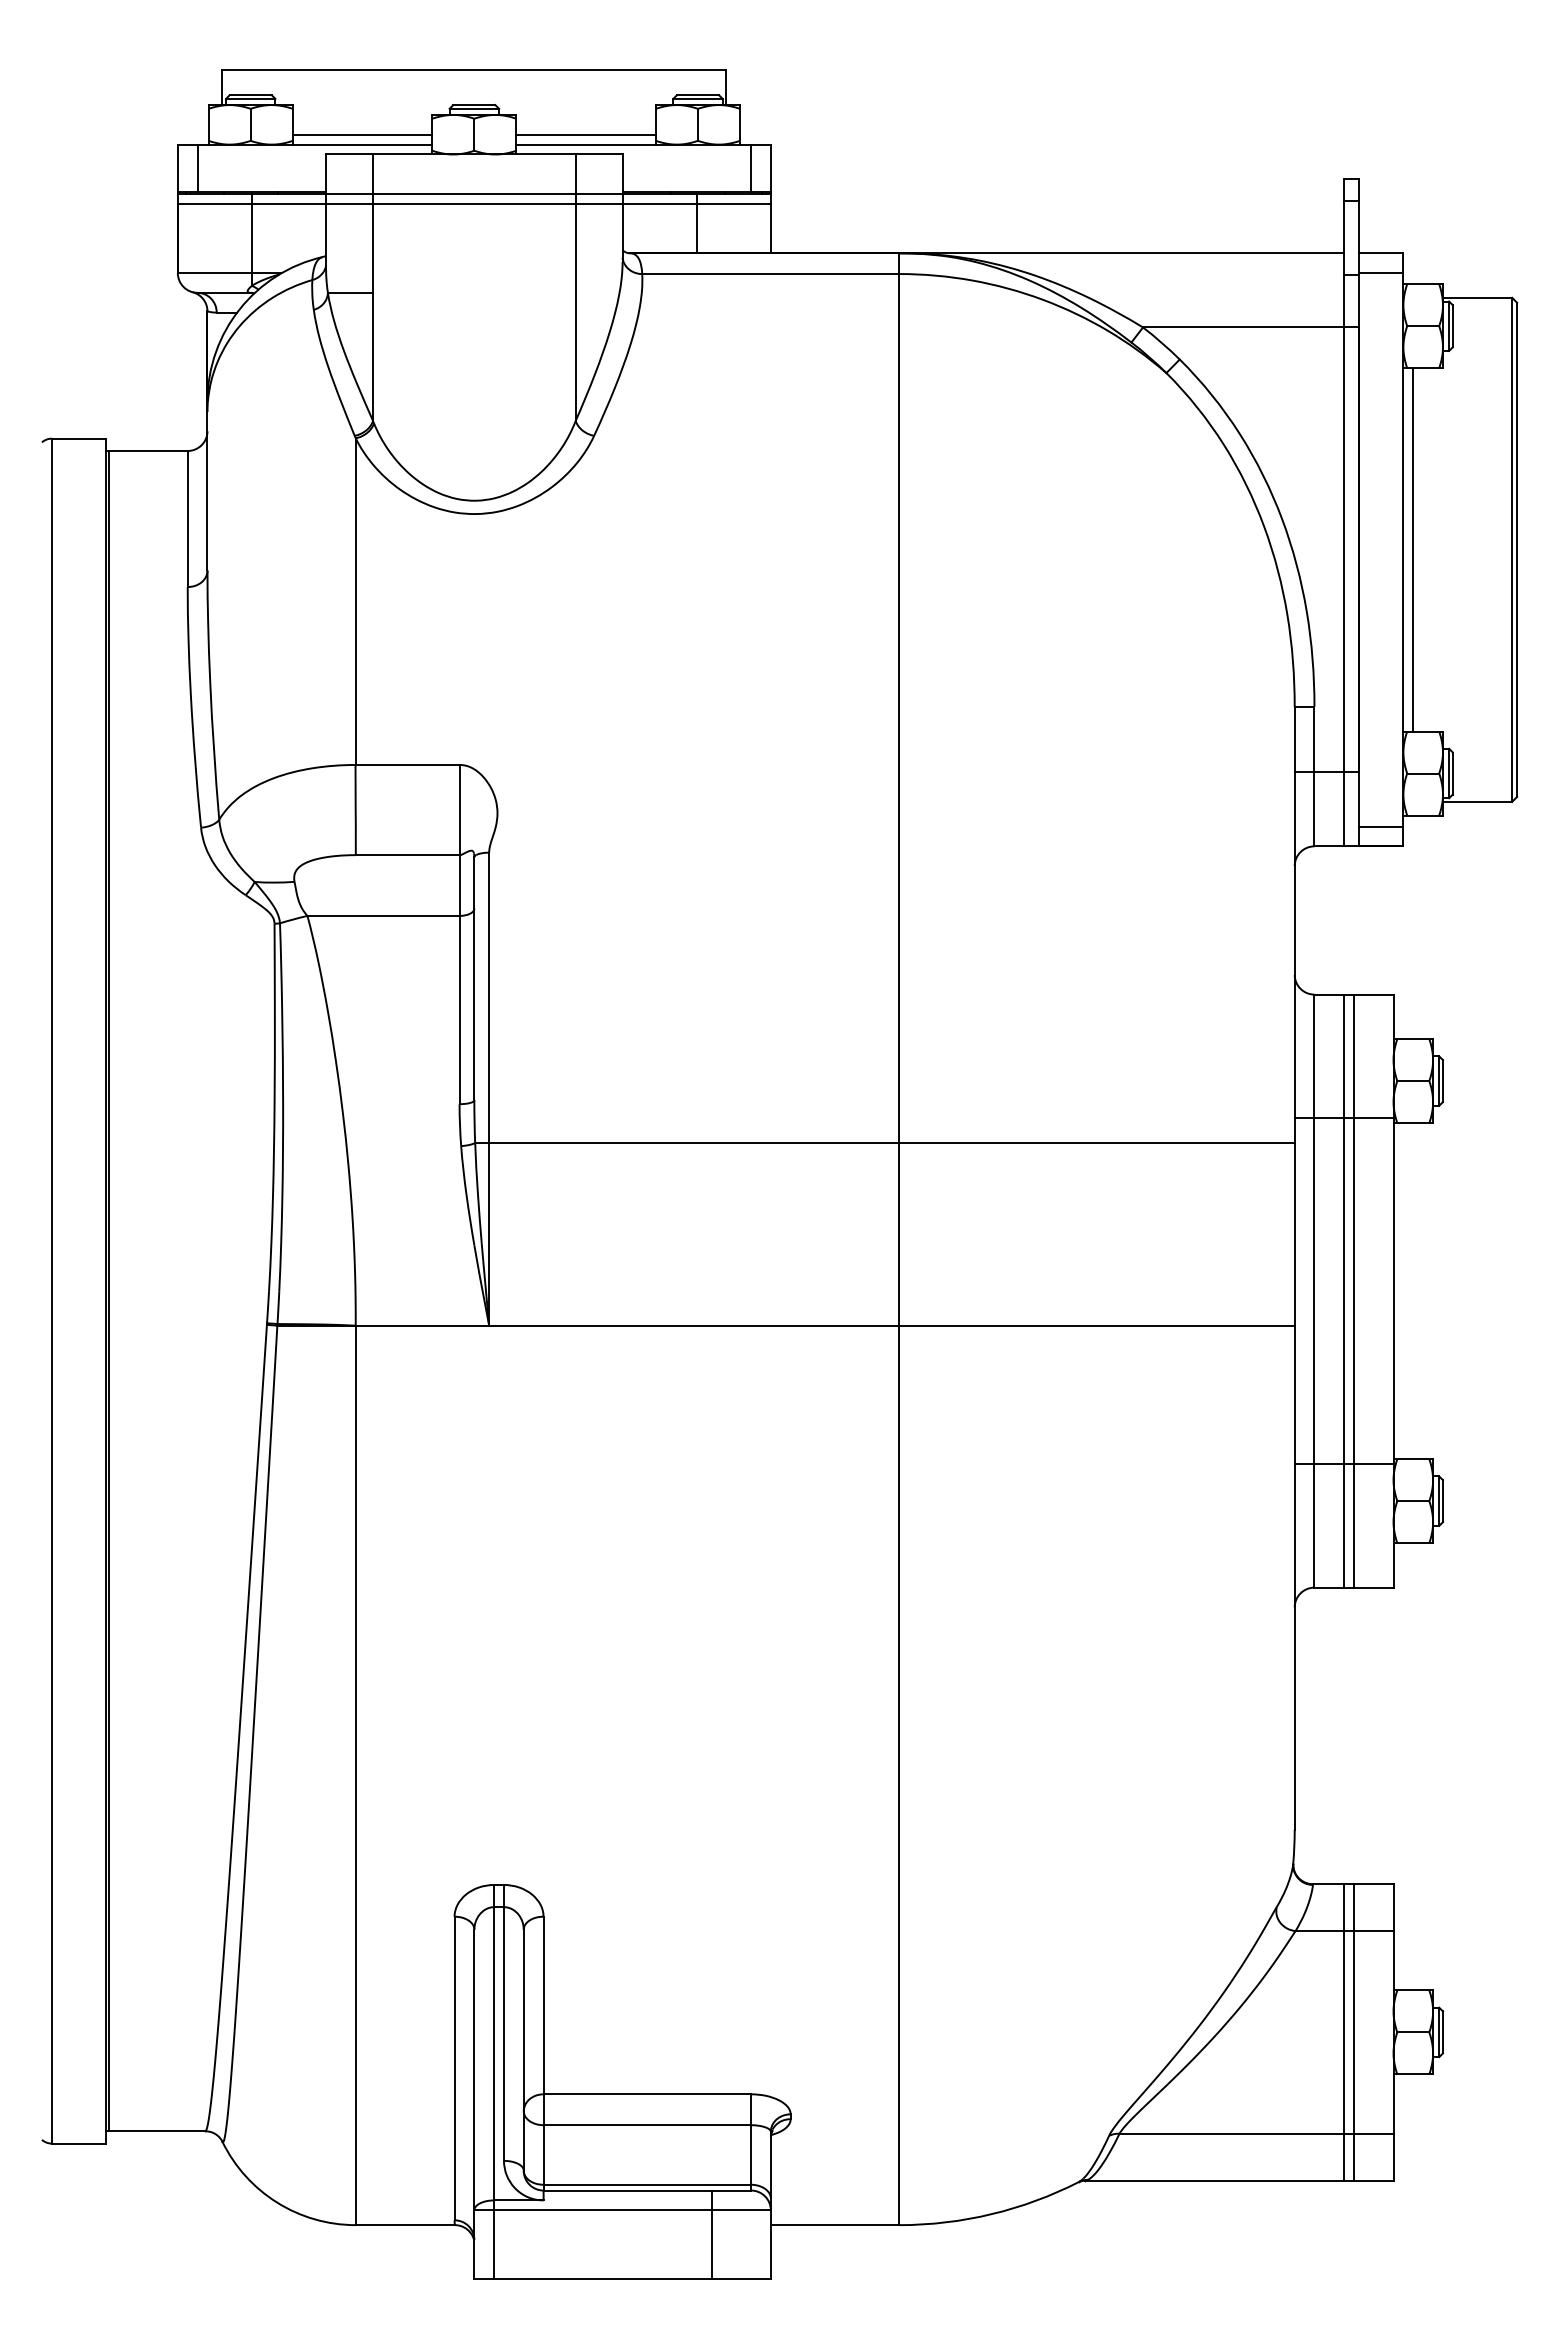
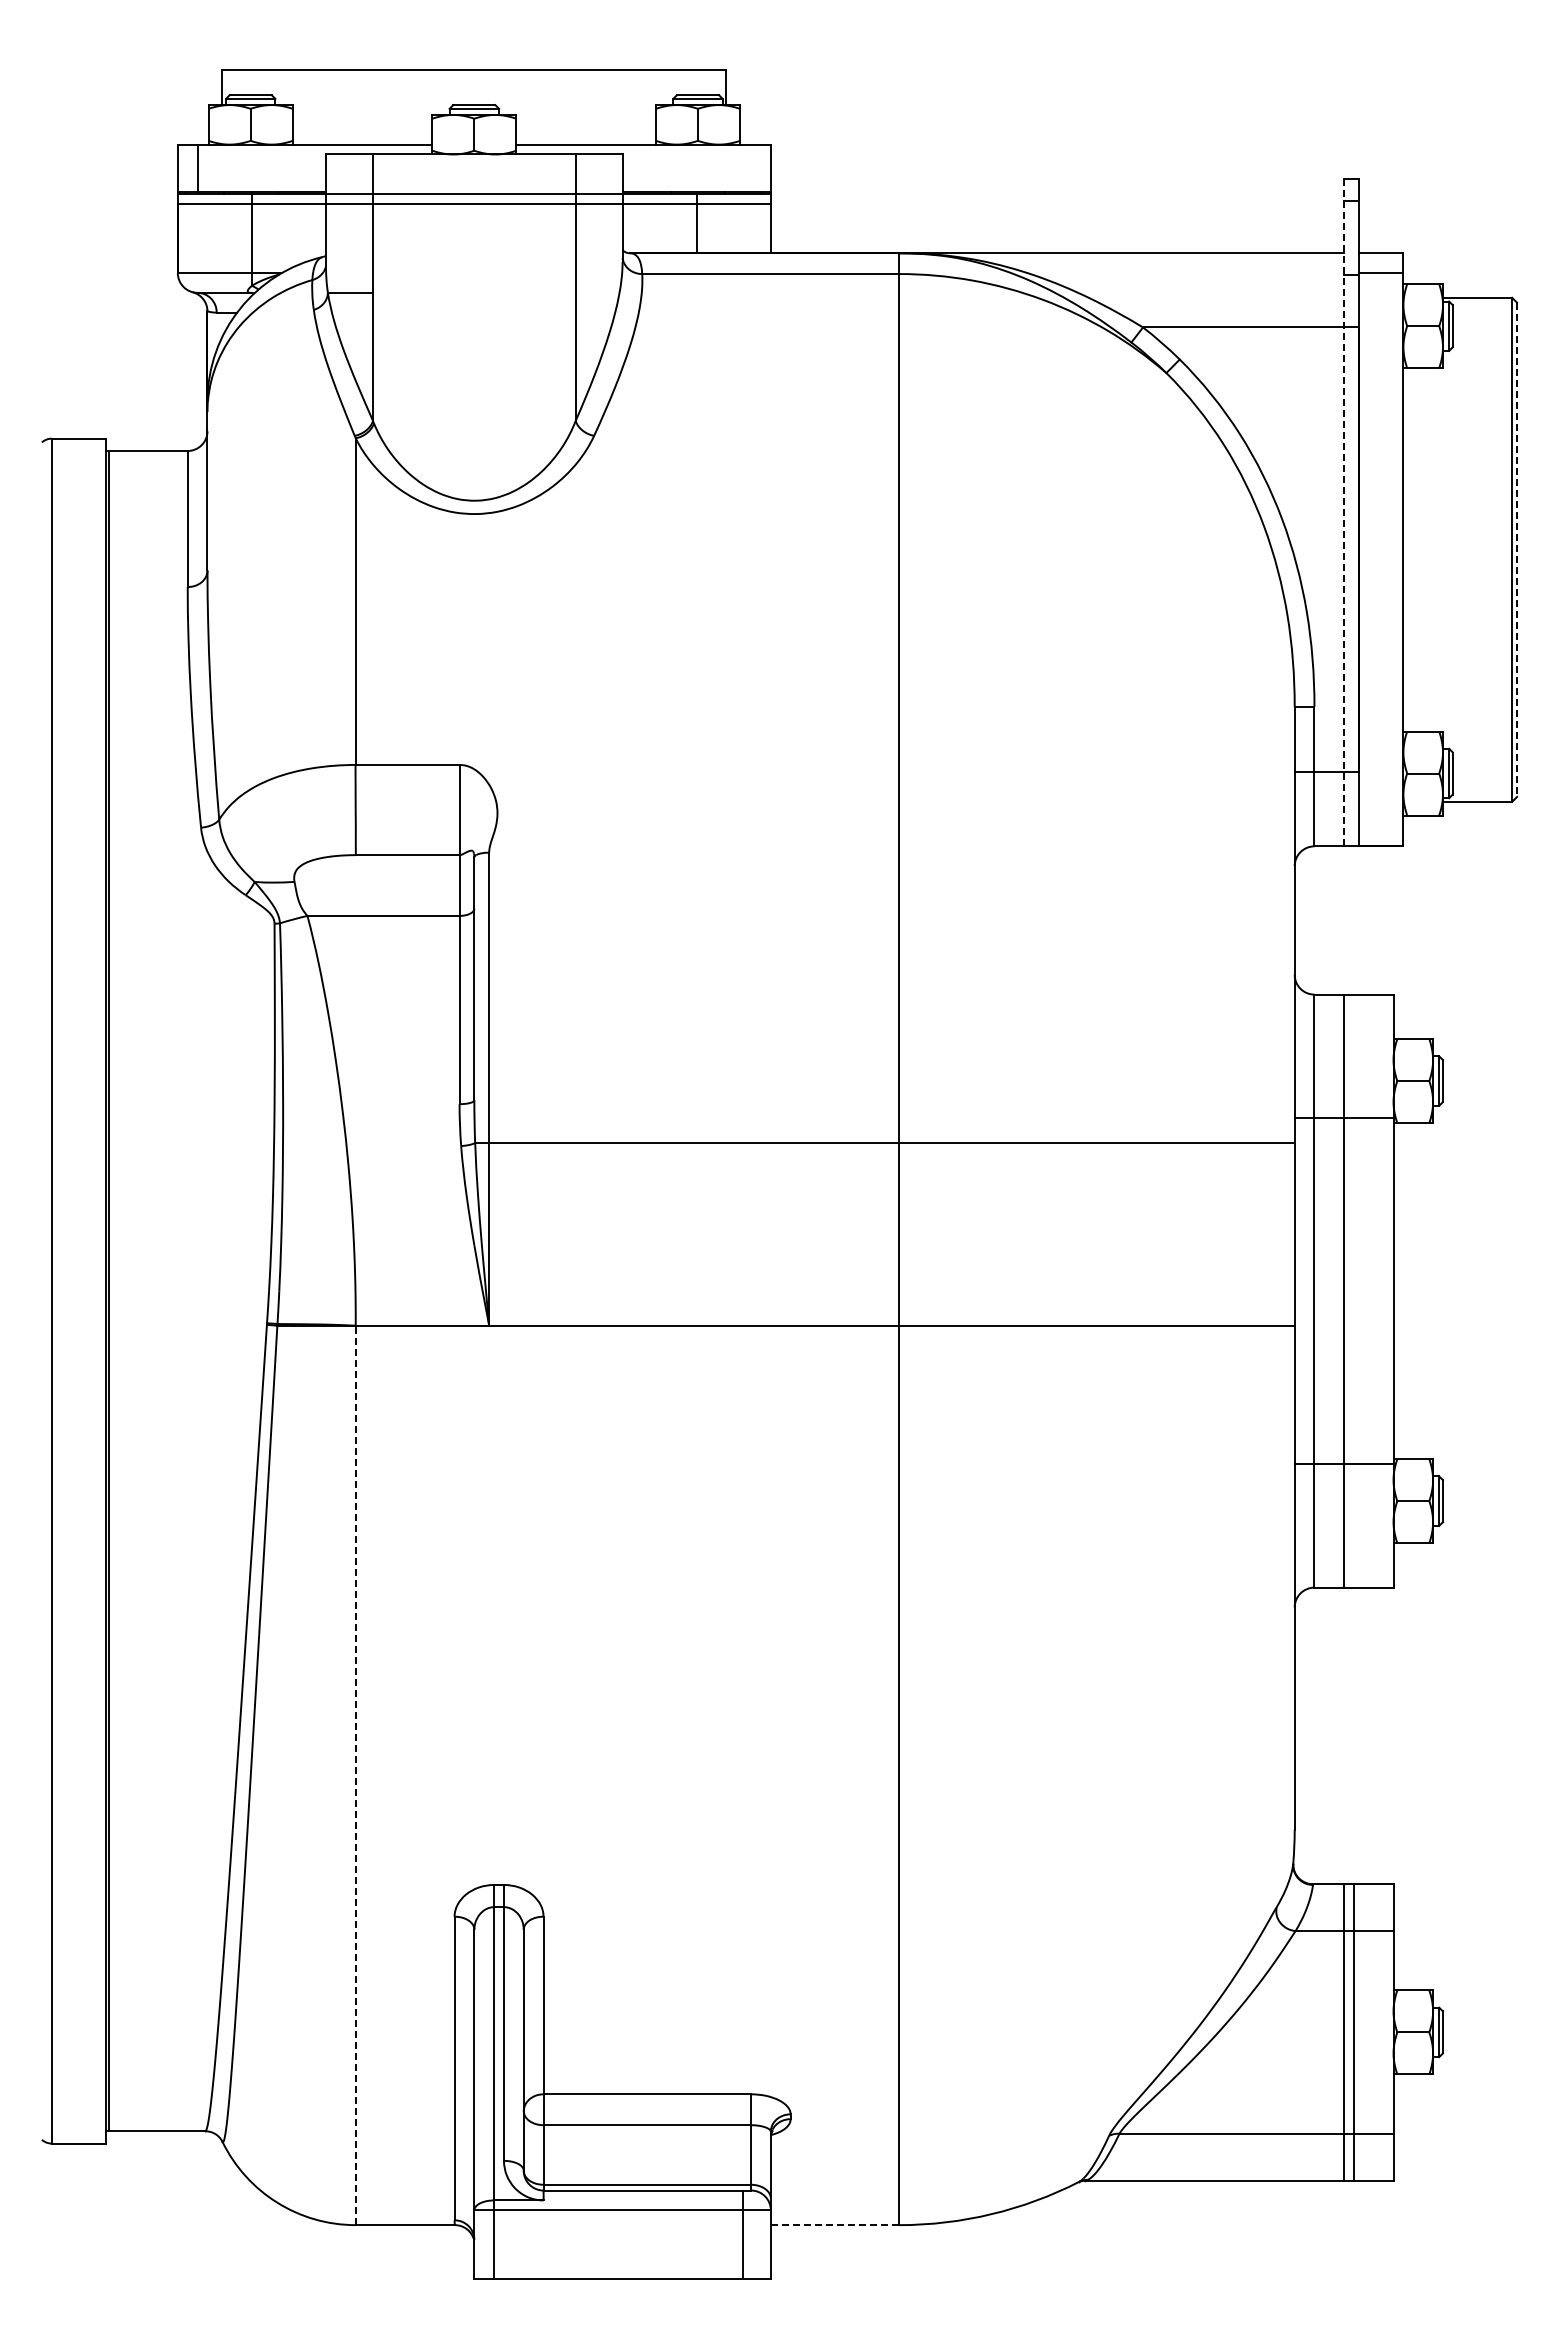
line: present -> none (362, 134)
line: present -> none (586, 134)
line: present -> none (751, 167)
line: solid -> dashed (1344, 512)
line: present -> none (1413, 549)
line: solid -> dashed (1517, 550)
line: present -> none (1380, 826)
line: present -> none (1354, 1290)
line: solid -> dashed (355, 1775)
line: solid -> dashed (835, 2225)
line position: (711, 2234) -> (742, 2234) (742, 2234)
